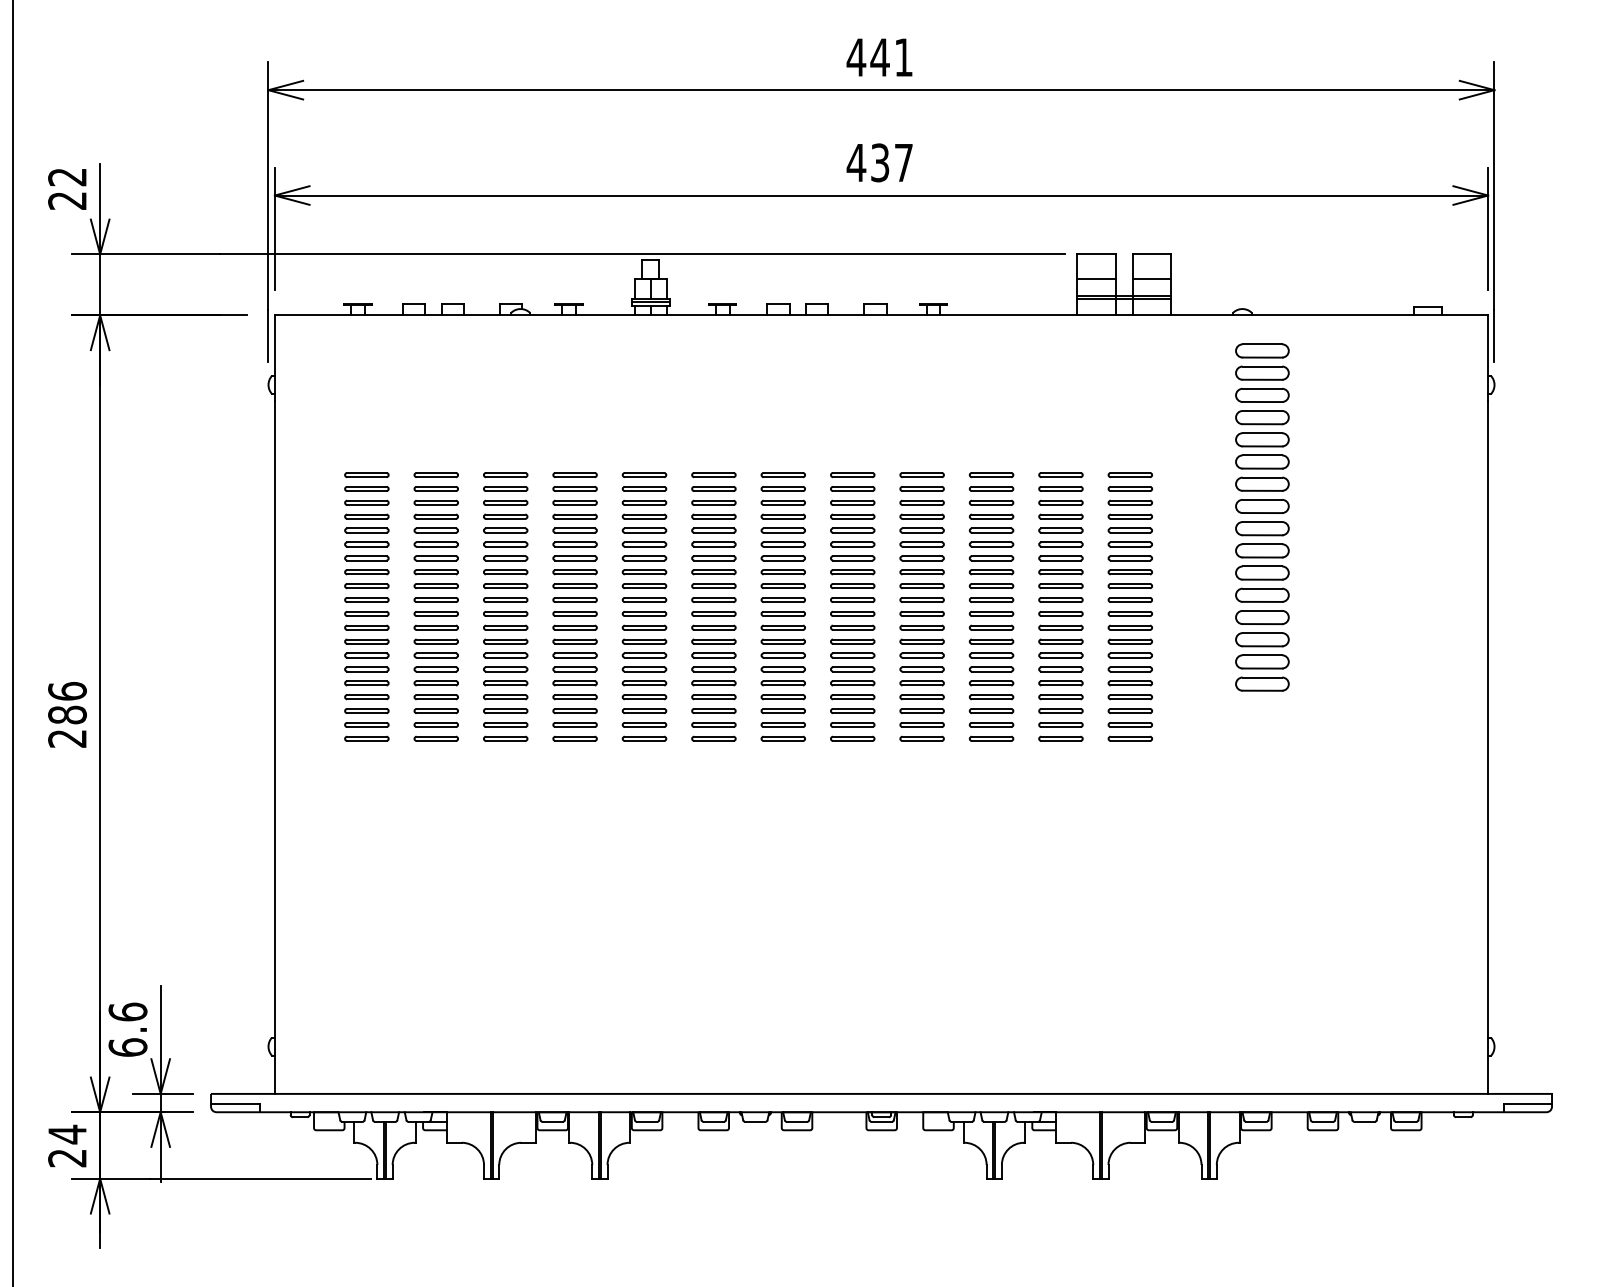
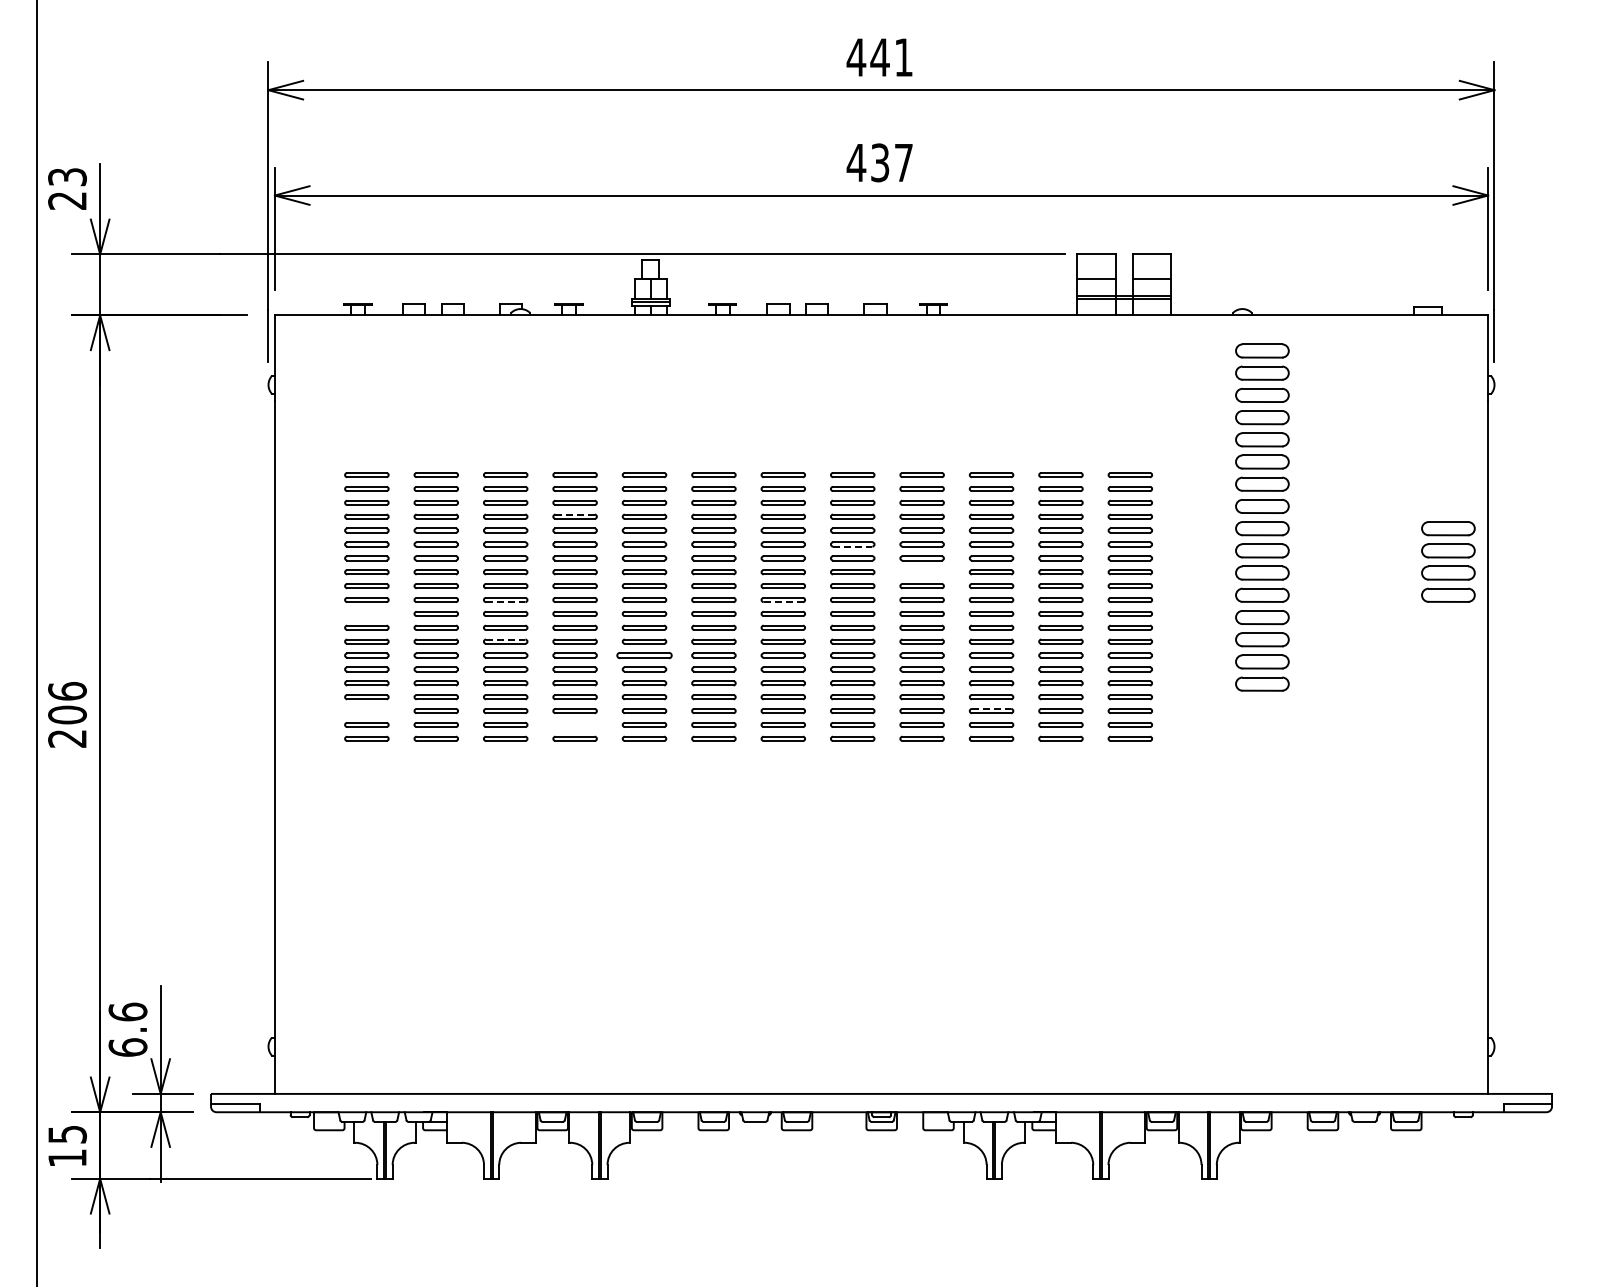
text: 22 -> 23 (67, 177)
line: solid -> dashed (575, 514)
line: solid -> dashed (852, 546)
part: none -> present (1448, 561)
part: present -> none (921, 572)
line: solid -> dashed (505, 602)
line: solid -> dashed (783, 602)
part: present -> none (366, 613)
line: solid -> dashed (505, 639)
line position: (12, 642) -> (36, 642) (36, 642)
part size: 47x7 px -> 57x8 px (644, 655)
line: solid -> dashed (991, 708)
part: present -> none (366, 710)
text: 286 -> 206 (67, 714)
part: present -> none (574, 724)
text: 24 -> 15 (67, 1145)
